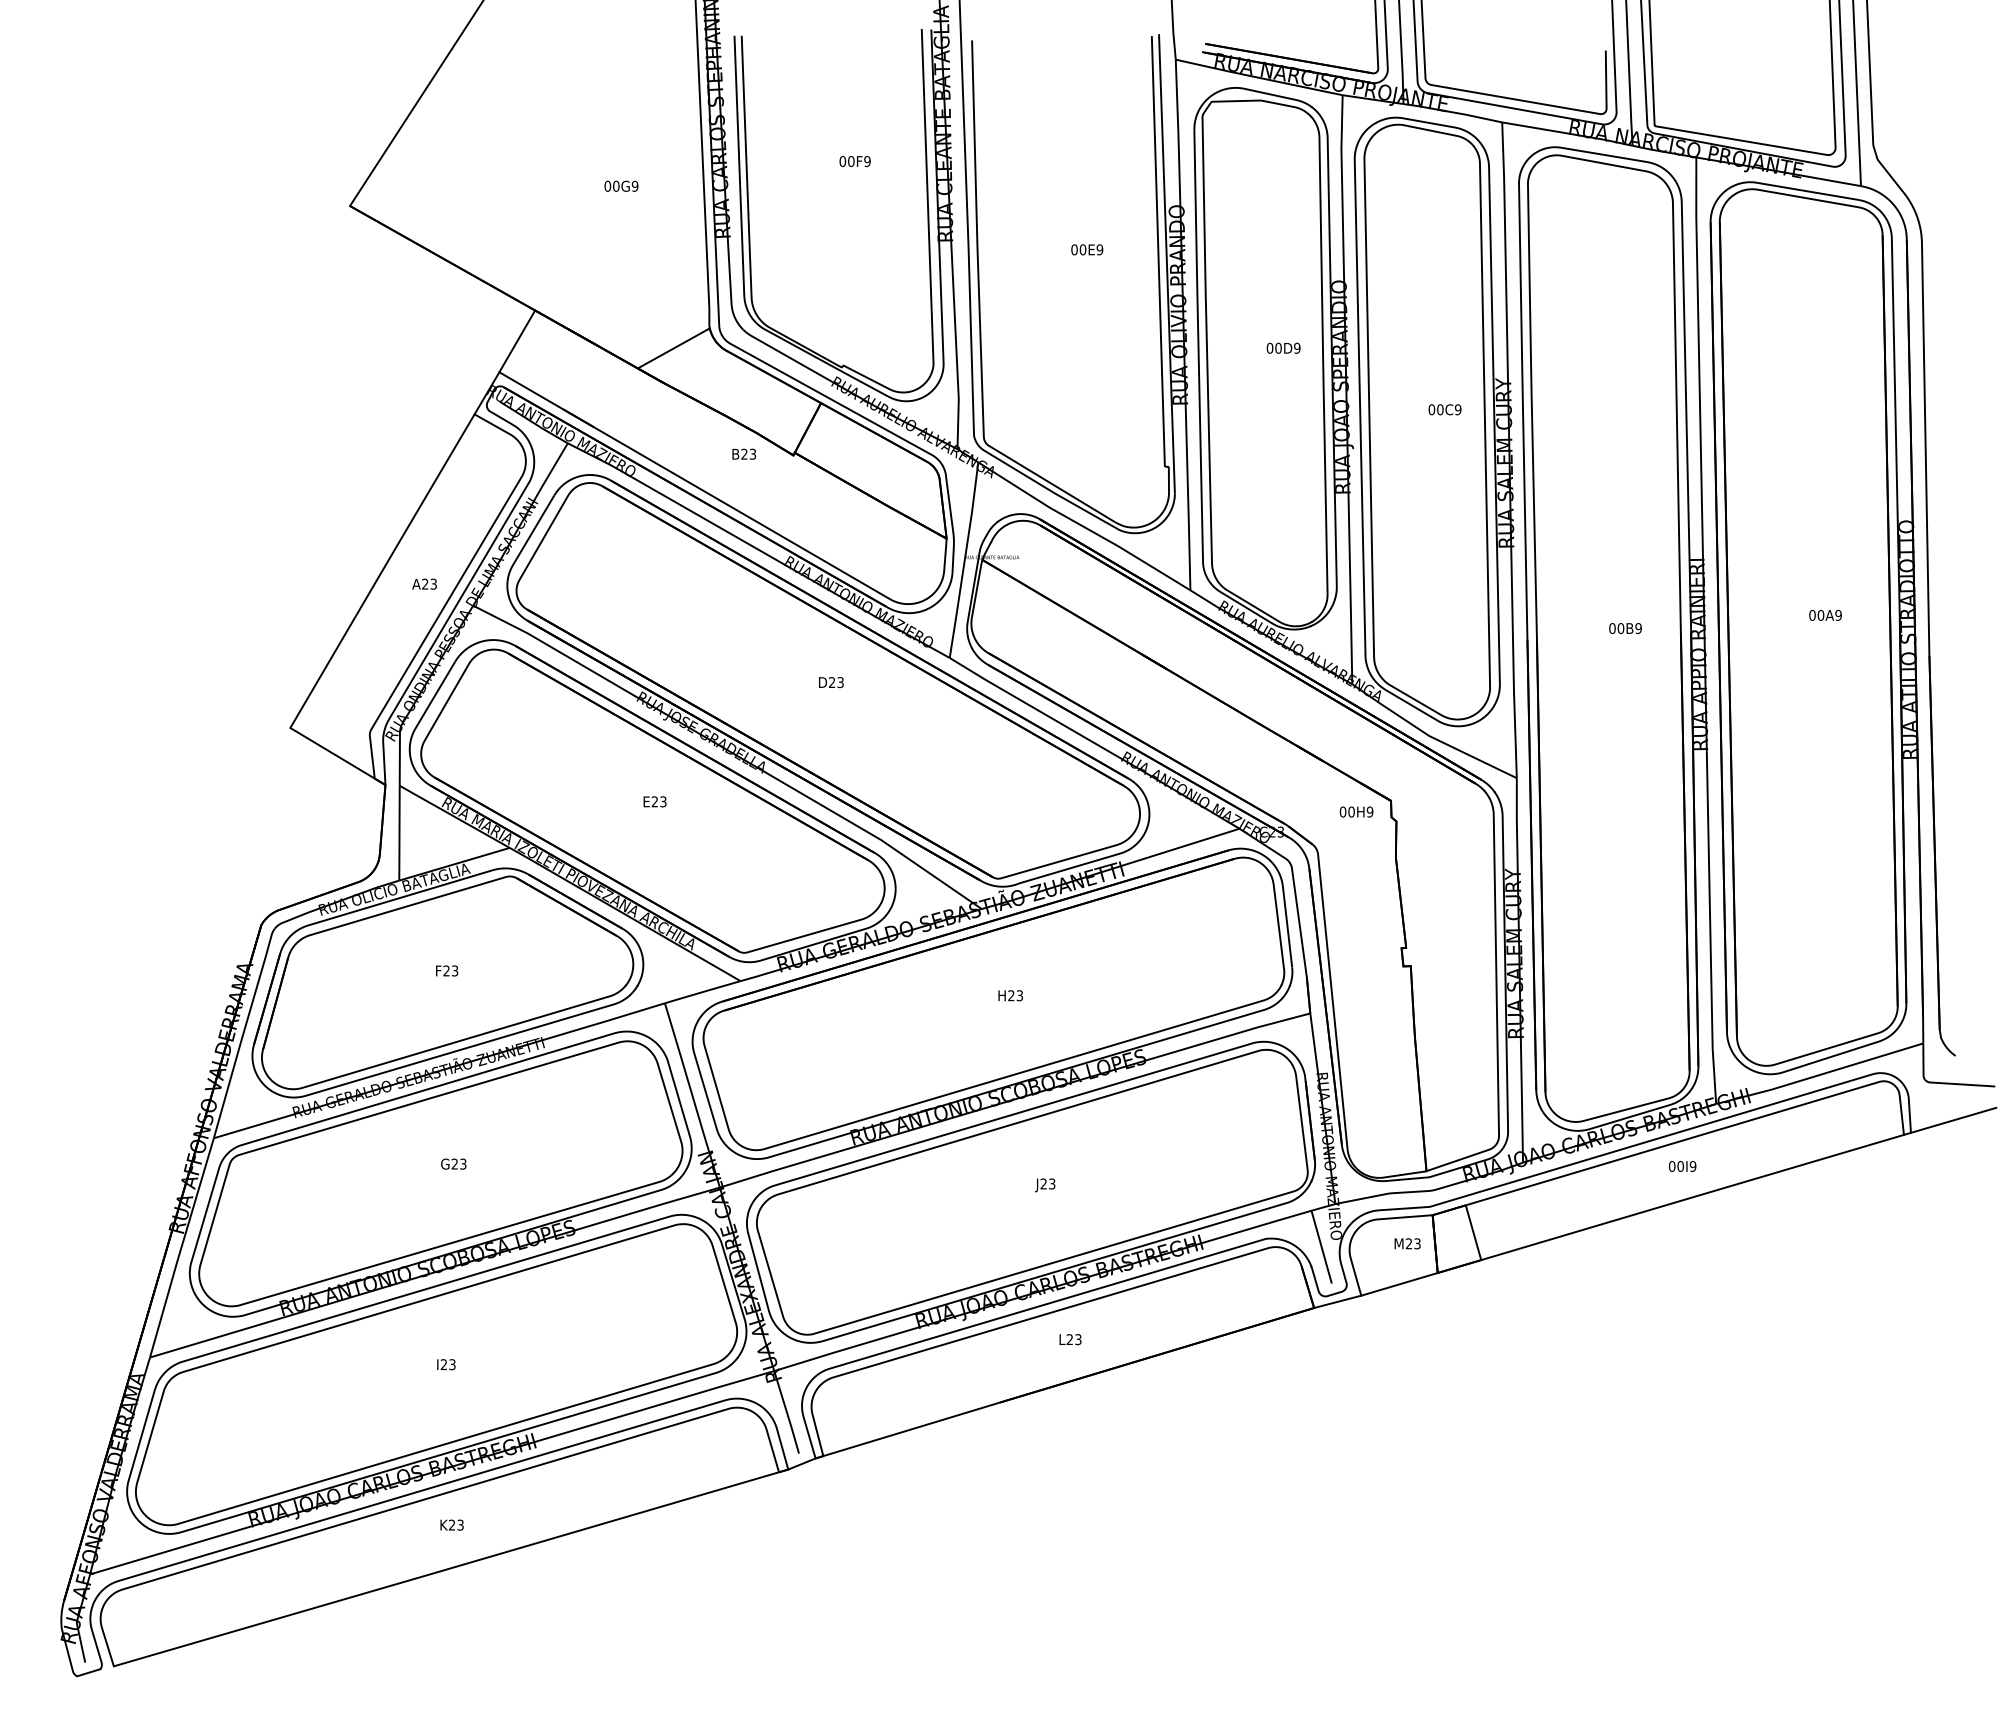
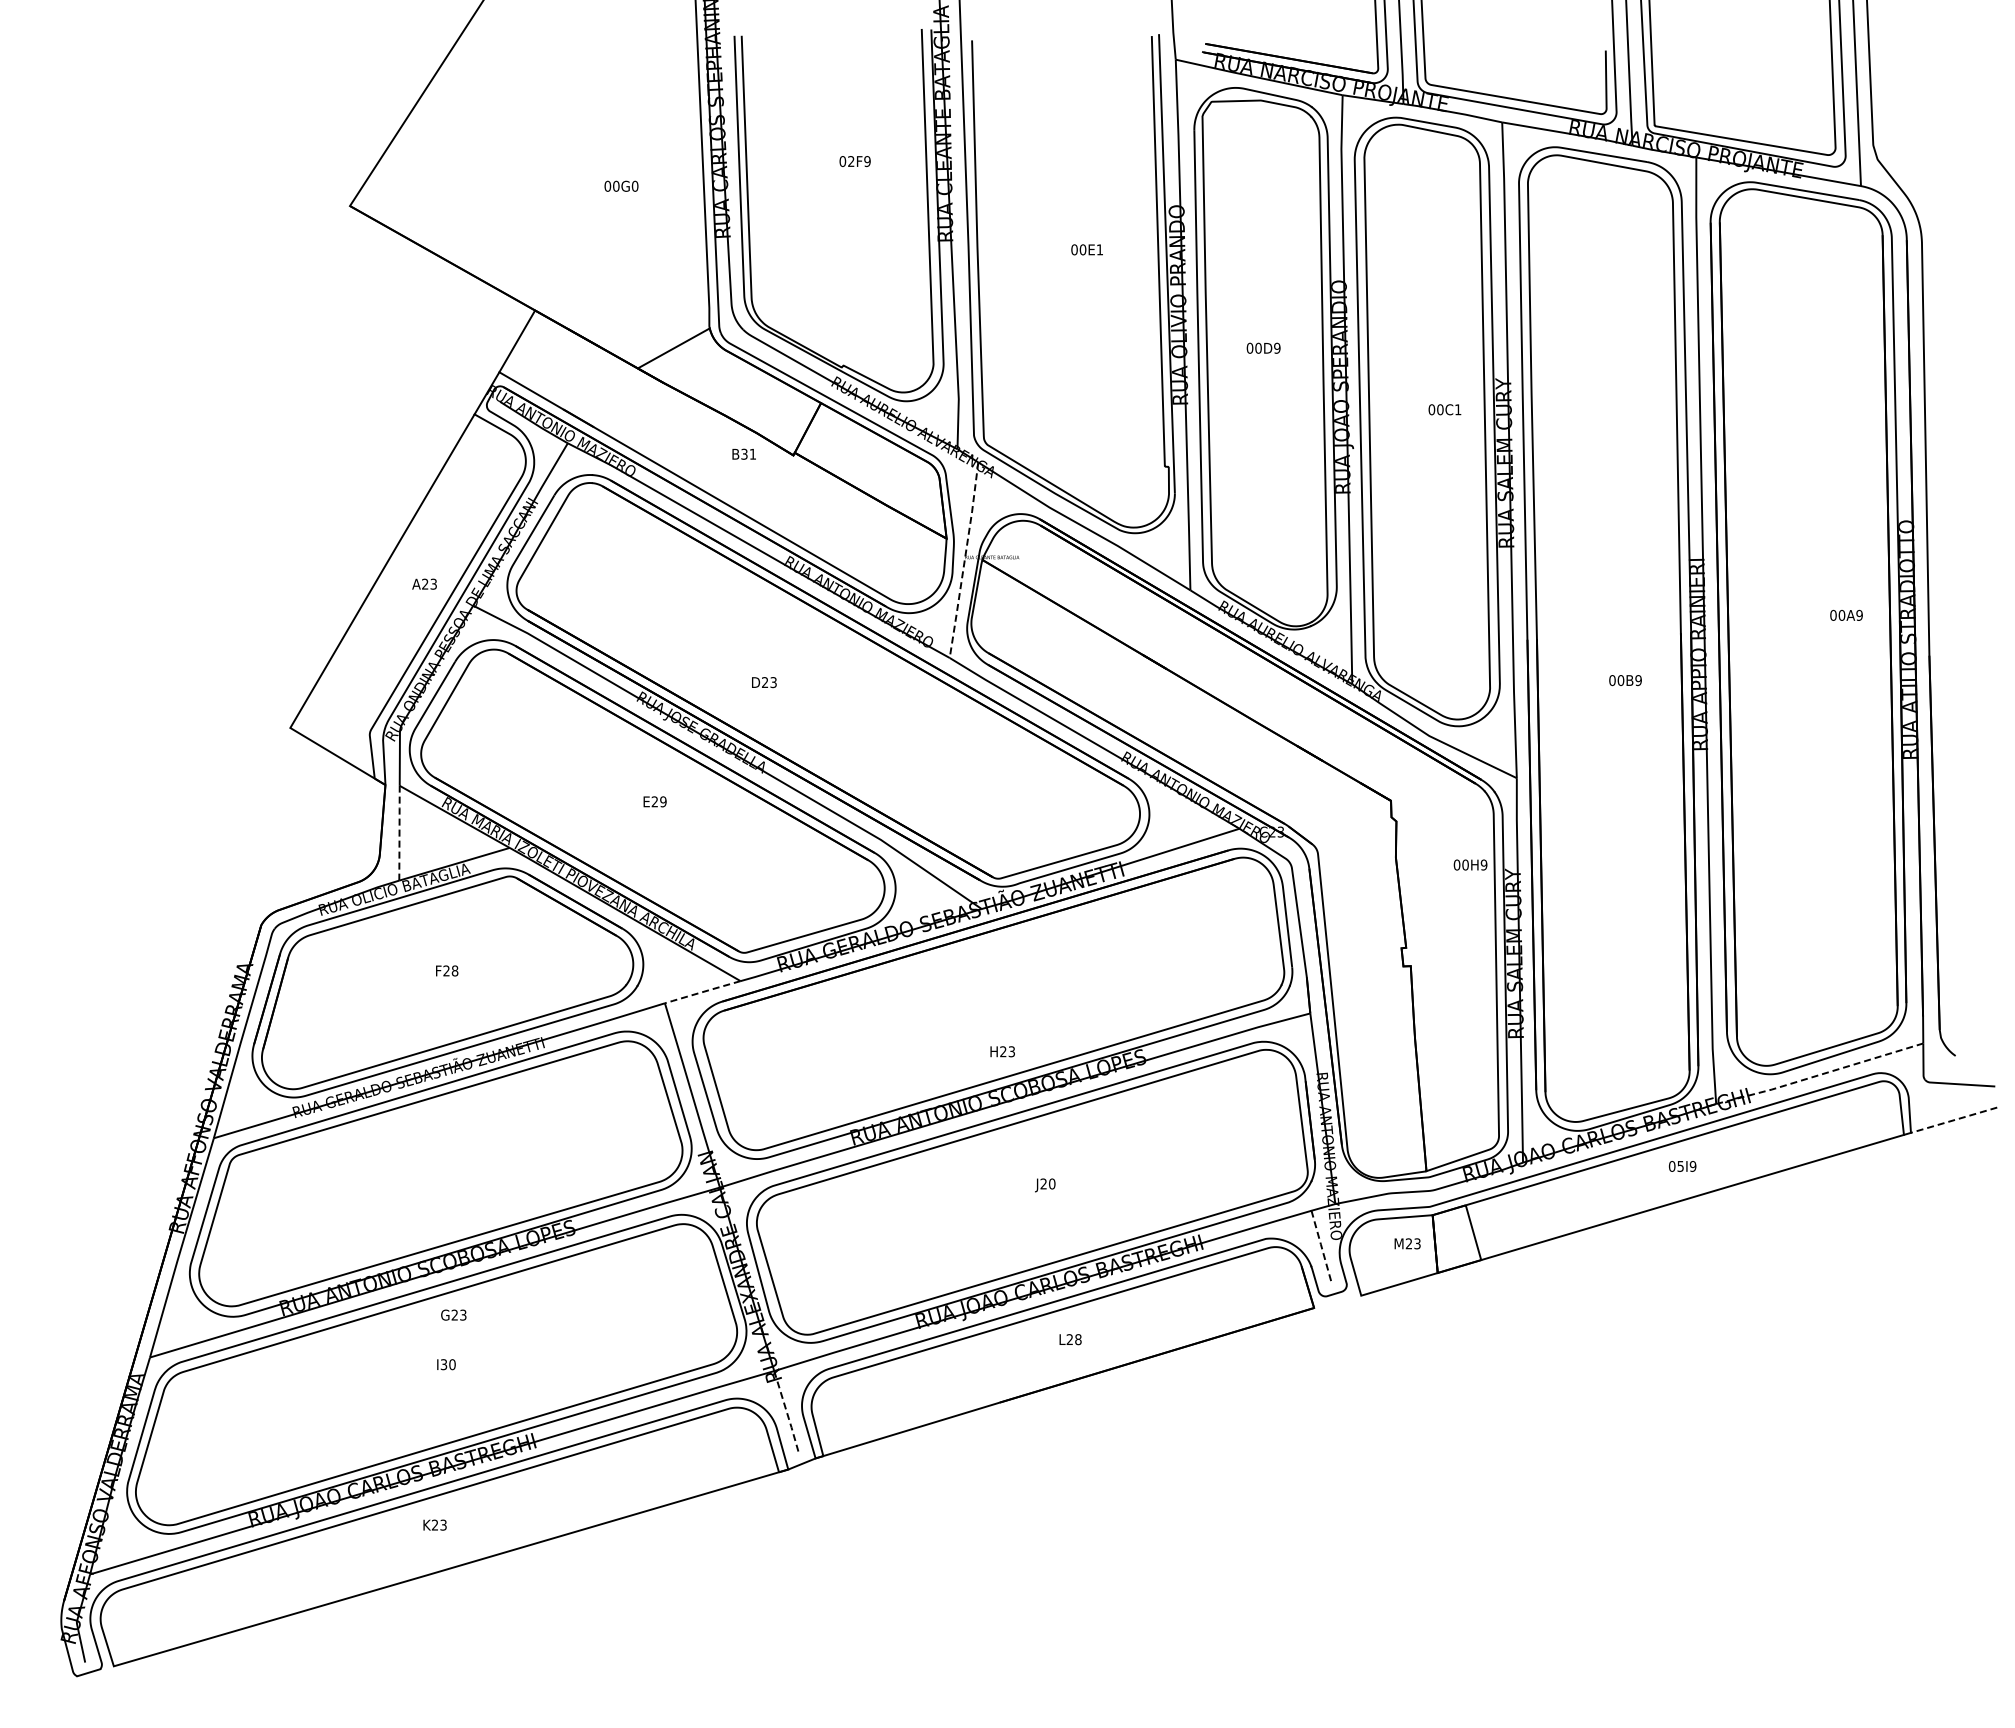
text: 00F9 -> 02F9 (851, 161)
text: 00G9 -> 00G0 (634, 186)
text: 00E9 -> 00E1 (1099, 249)
text position: (1283, 347) -> (1263, 347) (1263, 347)
text: 00C9 -> 00C1 (1457, 409)
text: B23 -> B31 (748, 453)
line: solid -> dashed (964, 560)
text position: (1825, 614) -> (1846, 614) (1846, 614)
text position: (1625, 628) -> (1625, 680) (1625, 680)
text position: (831, 682) -> (764, 682) (764, 682)
text: E23 -> E29 (663, 801)
text position: (1356, 811) -> (1470, 864) (1470, 864)
line: solid -> dashed (399, 832)
text: F23 -> F28 (454, 970)
line: solid -> dashed (702, 992)
text position: (1010, 995) -> (1002, 1051) (1002, 1051)
line: solid -> dashed (1819, 1075)
line: solid -> dashed (1954, 1120)
text position: (453, 1163) -> (453, 1314) (453, 1314)
text: 00I9 -> 05I9 (1680, 1165)
text: J23 -> J20 (1052, 1183)
line: solid -> dashed (1321, 1247)
line: present -> none (1337, 1301)
text: L23 -> L28 (1078, 1339)
text: I23 -> I30 (447, 1364)
line: solid -> dashed (787, 1413)
text position: (451, 1524) -> (434, 1524) (434, 1524)
